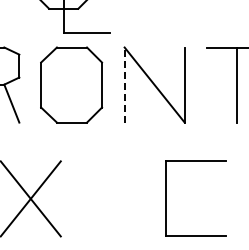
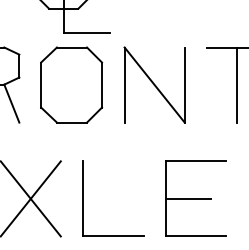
line: dashed -> solid (124, 85)
part: none -> present (83, 198)
line: none -> present (188, 198)
